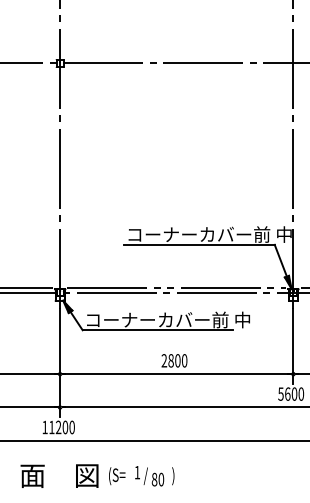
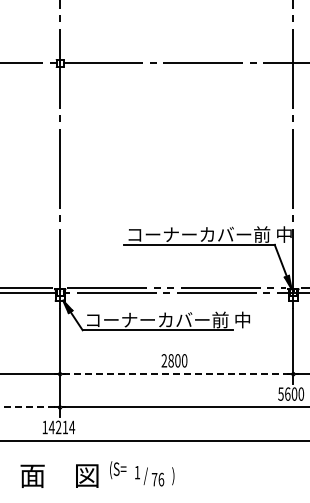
line: solid -> dashed (177, 374)
line: solid -> dashed (28, 407)
text: 11200 -> 14214 (61, 427)
text position: (117, 476) -> (118, 470) (118, 470)
text: 80 -> 76 (157, 479)
